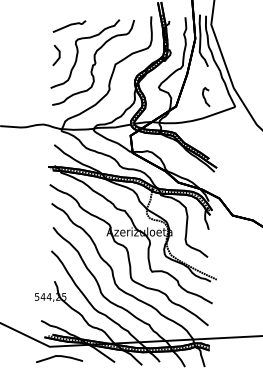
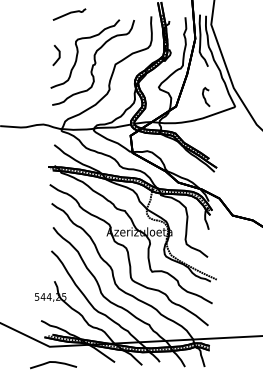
curve position: (69, 26) -> (69, 14) (69, 14)
curve position: (61, 357) -> (55, 363) (55, 363)
